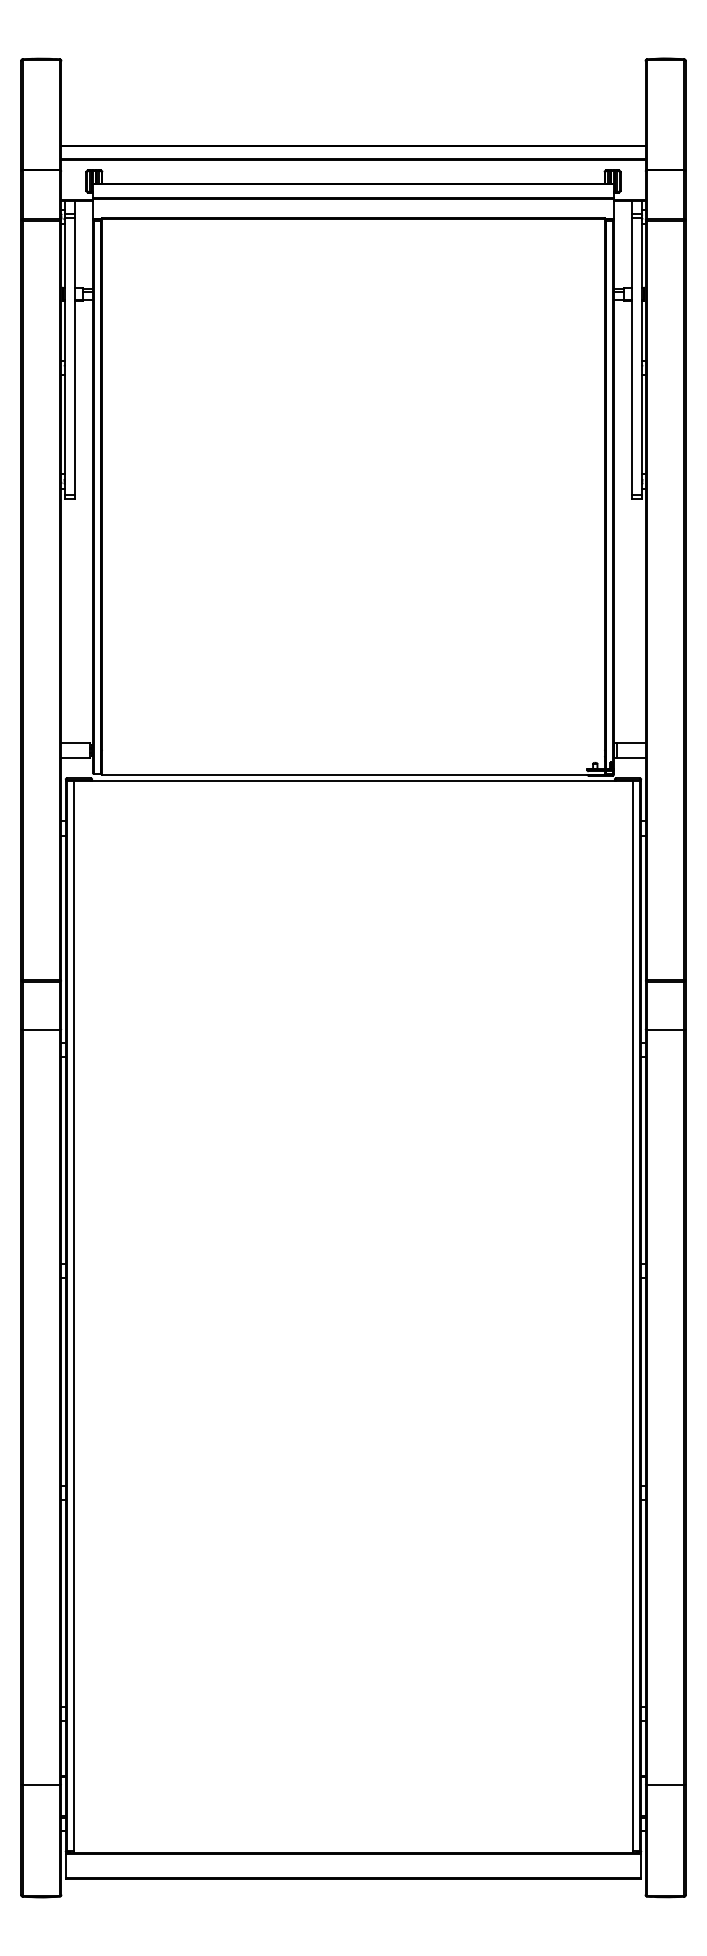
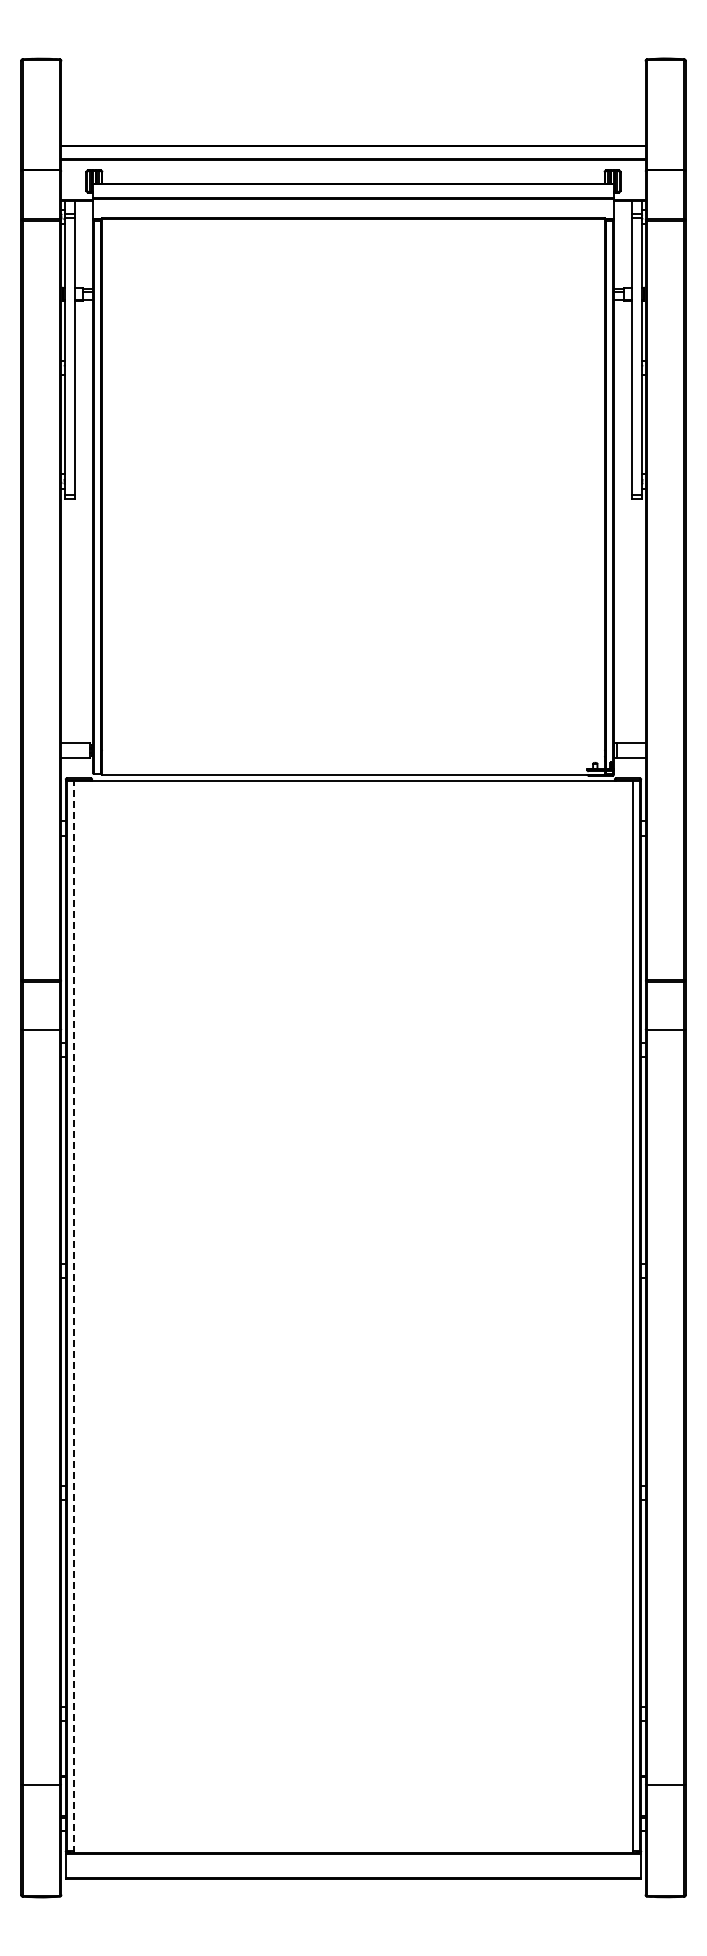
line: solid -> dashed (73, 1316)
